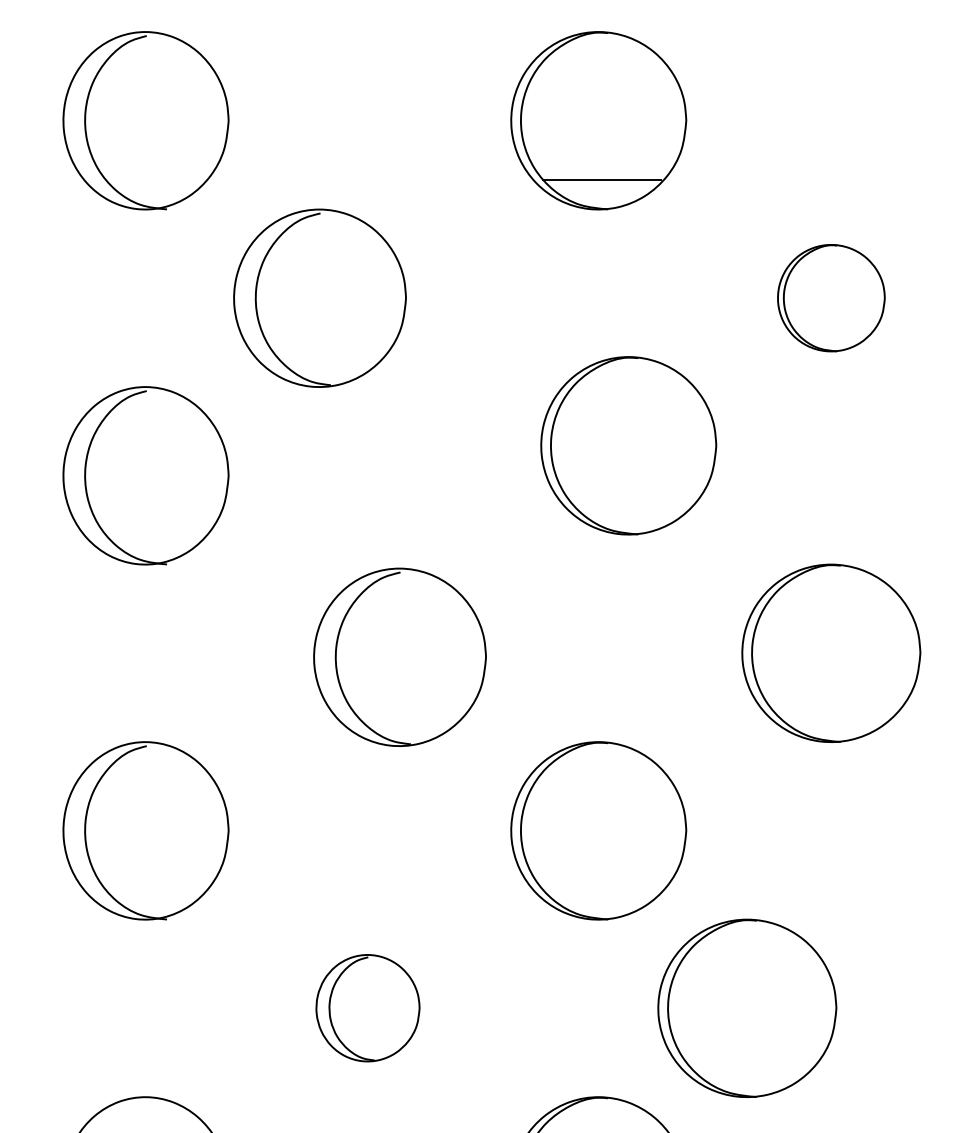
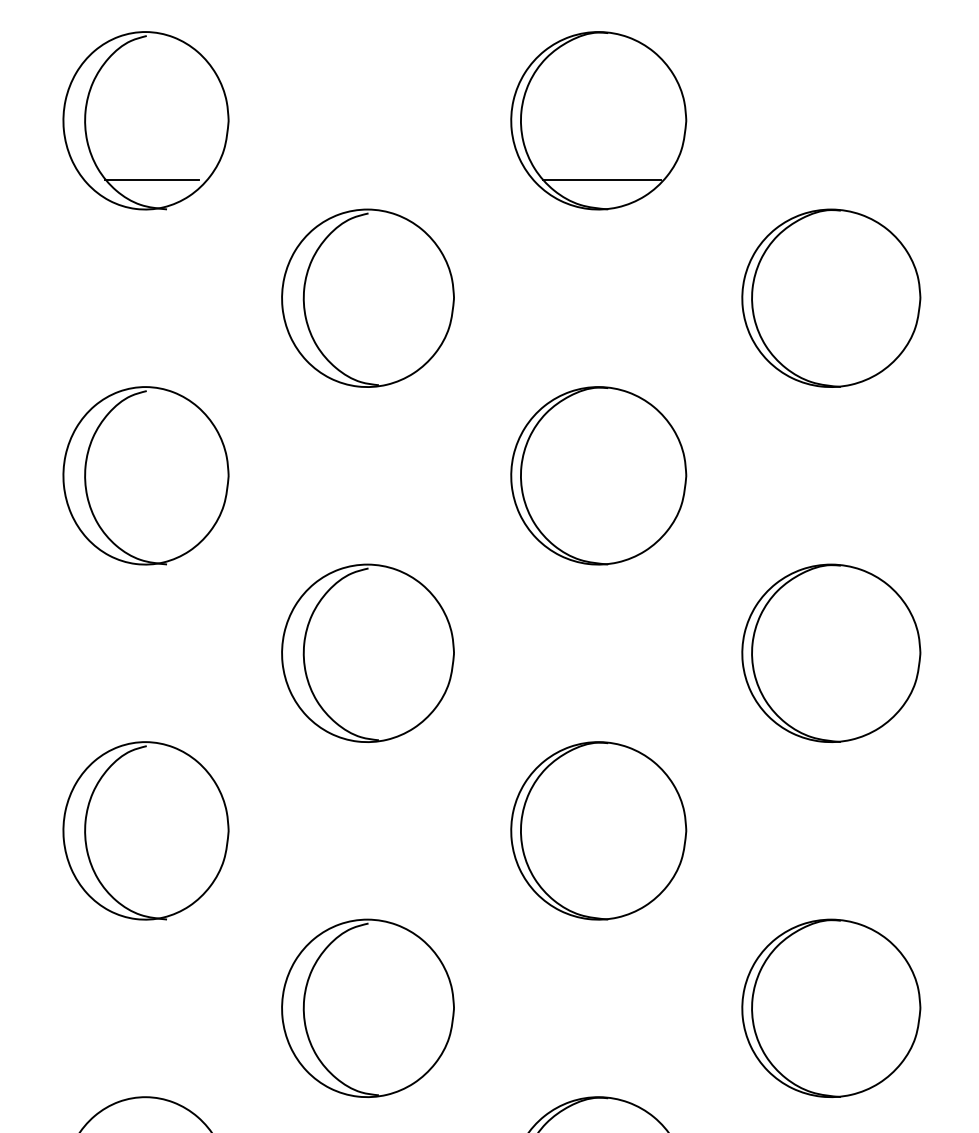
line: none -> present (151, 179)
part position: (319, 297) -> (367, 297) (367, 297)
part size: 109x109 px -> 181x180 px (831, 297)
part position: (628, 445) -> (598, 475) (598, 475)
part position: (399, 656) -> (367, 652) (367, 652)
part position: (747, 1007) -> (831, 1007) (831, 1007)
part size: 106x109 px -> 174x180 px (367, 1007)
